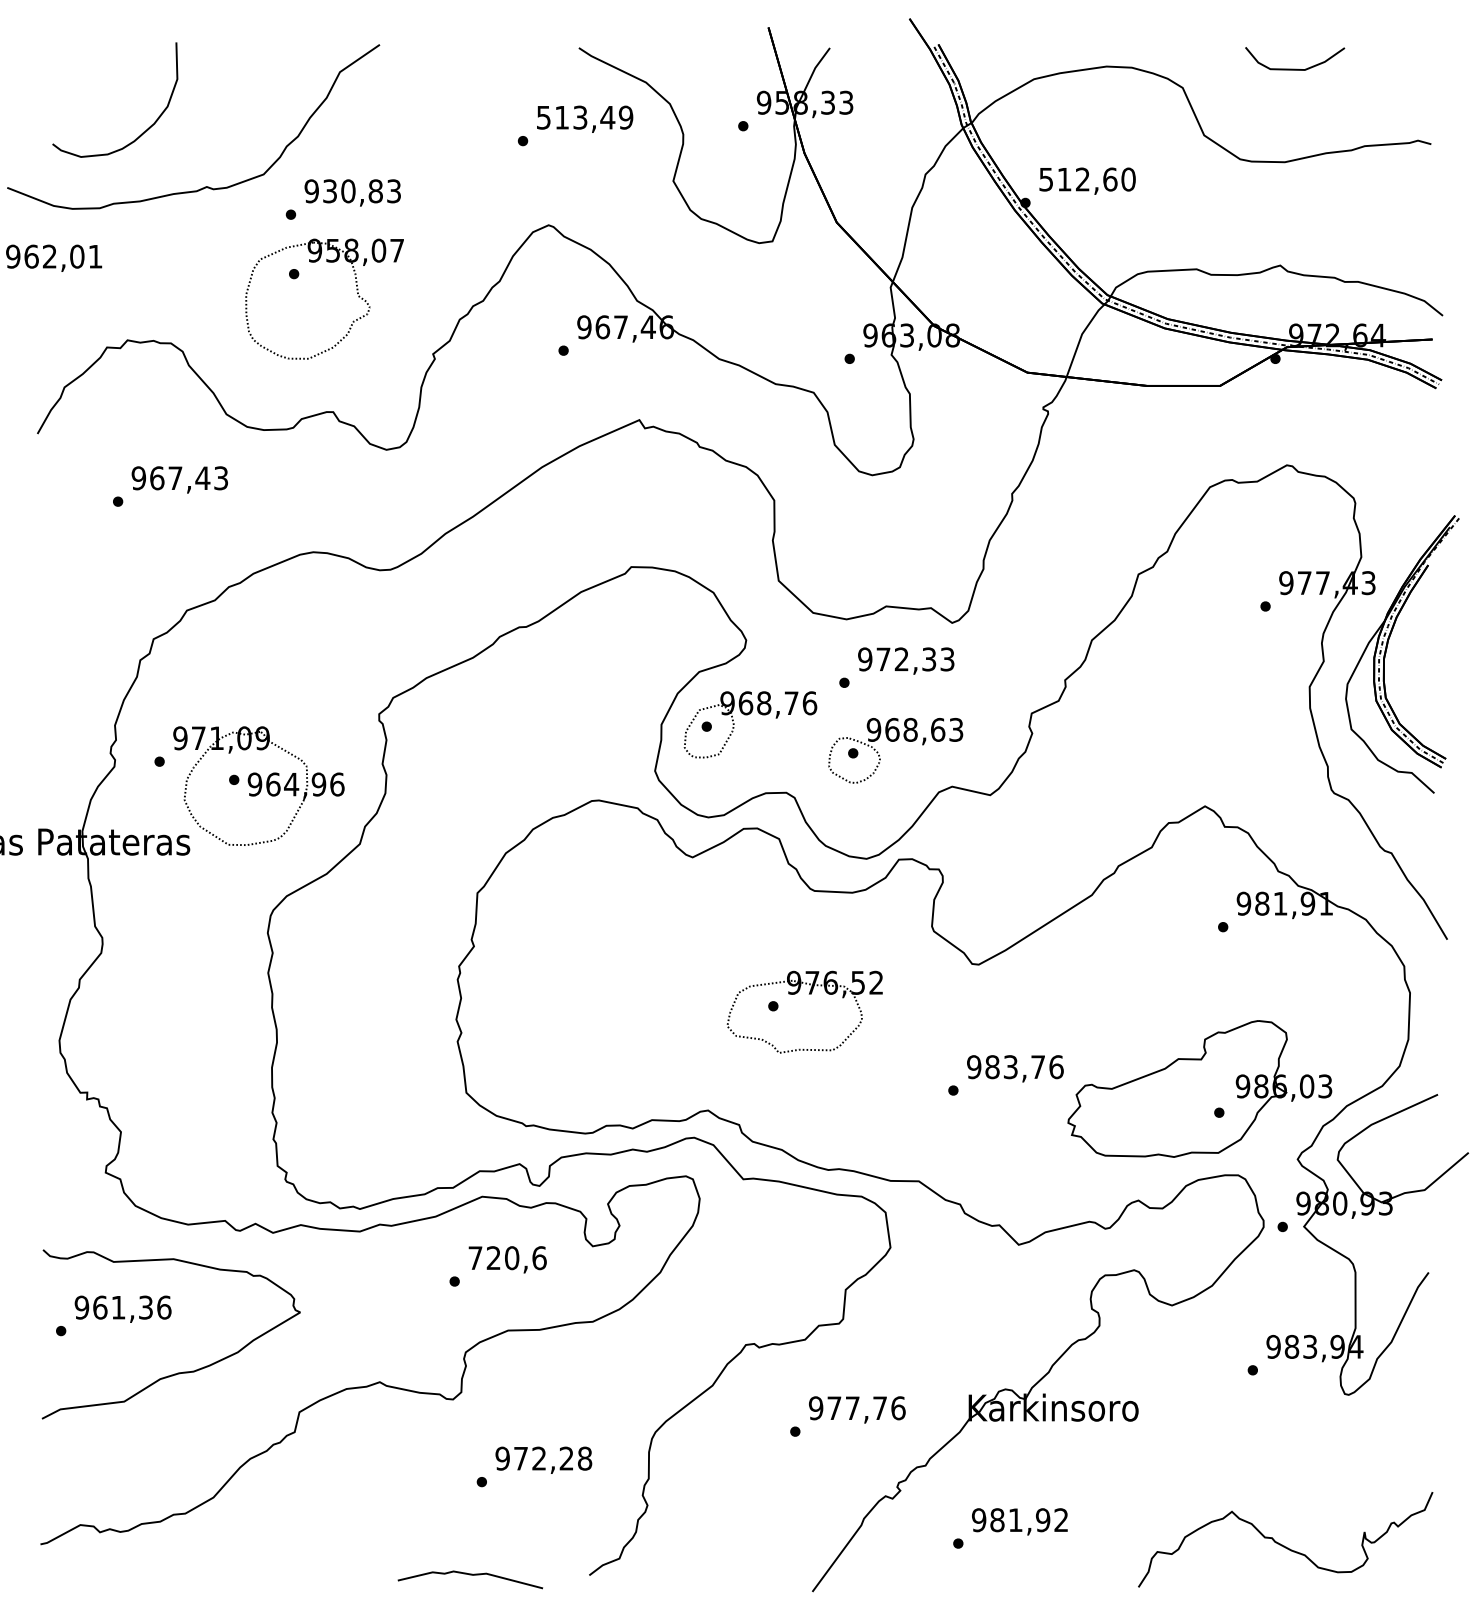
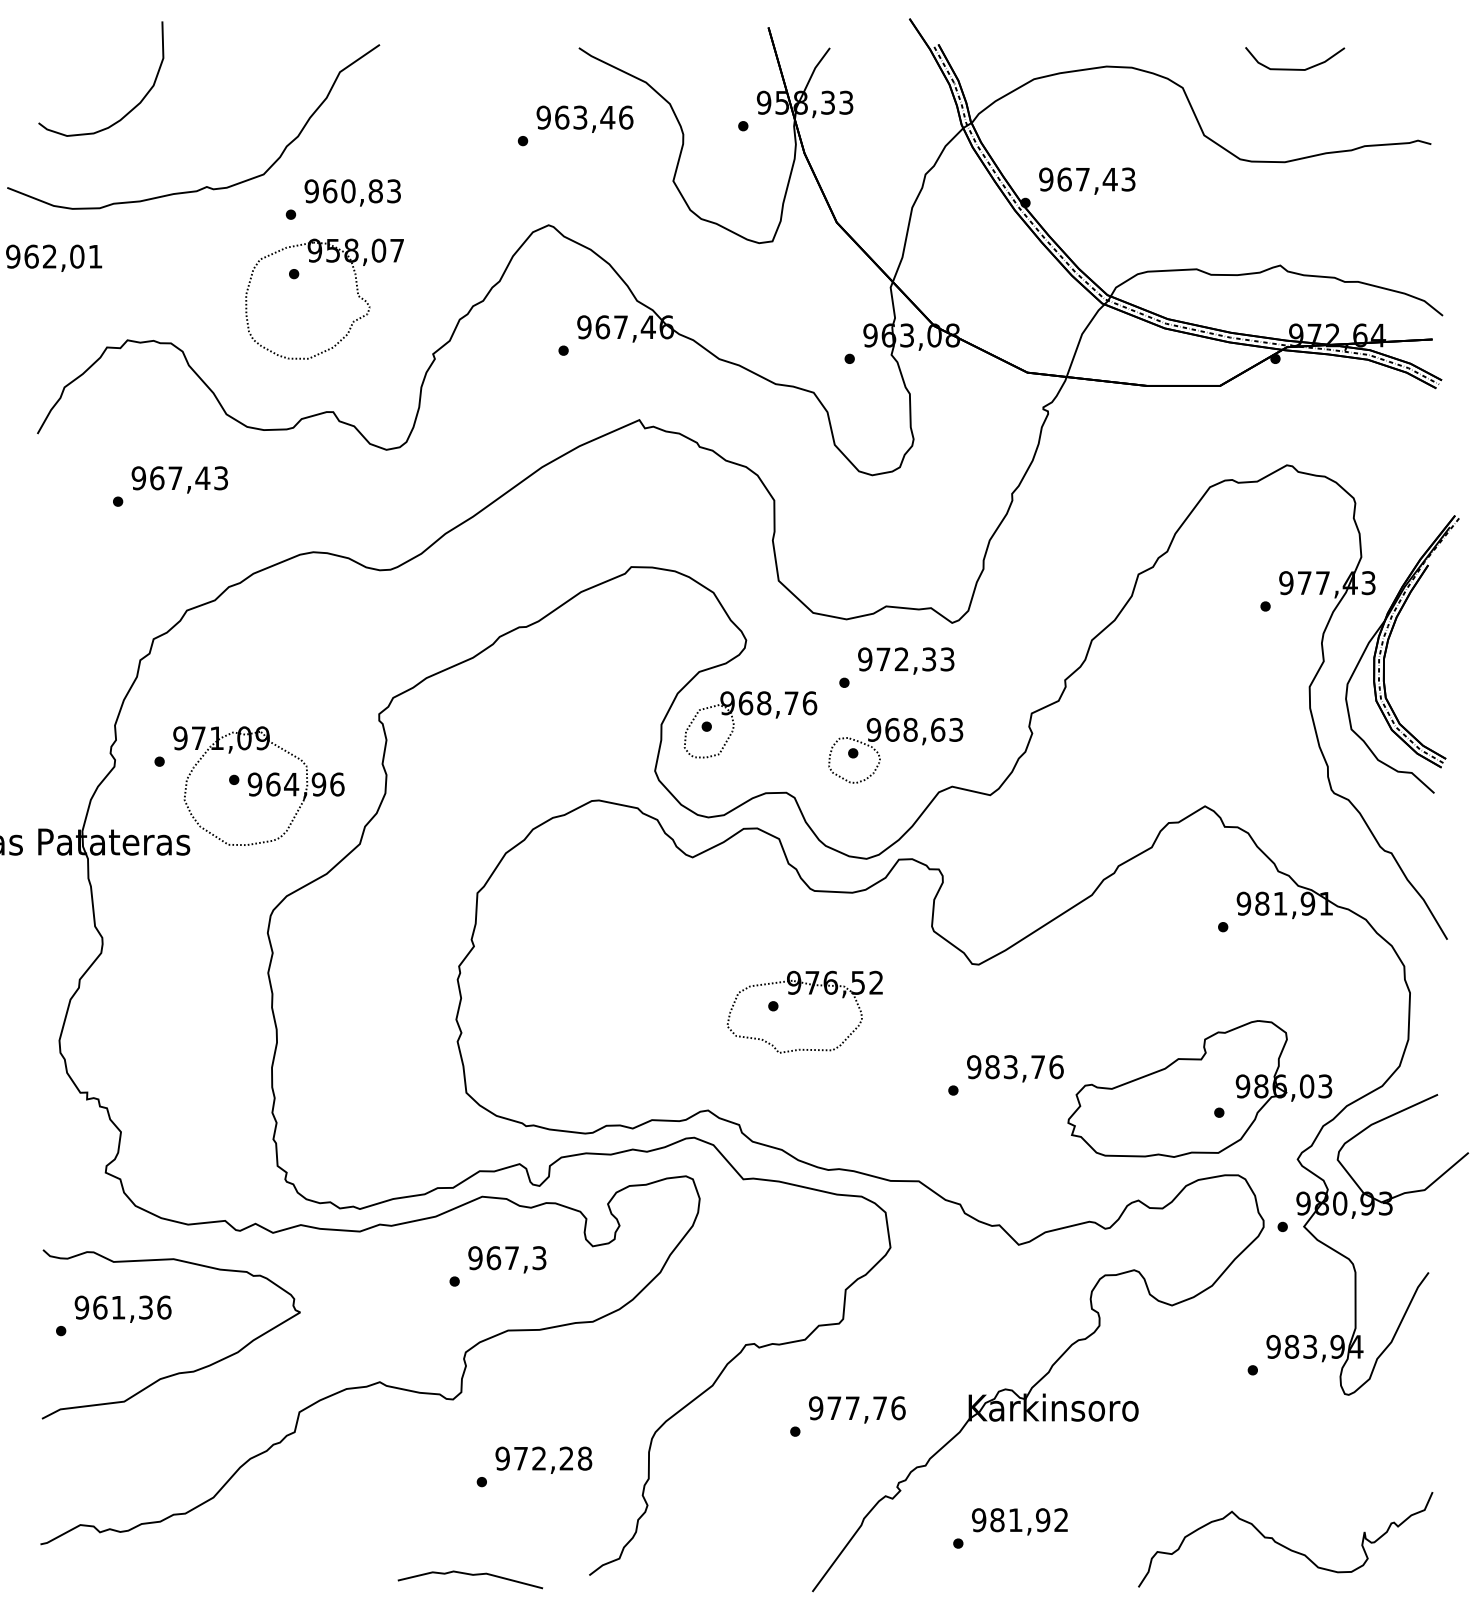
text: 513,49 -> 963,46 (584, 117)
curve position: (142, 132) -> (128, 111) (128, 111)
text: 512,60 -> 967,43 (1087, 179)
text: 930,83 -> 960,83 (330, 191)
text: 720,6 -> 967,3 (507, 1258)
